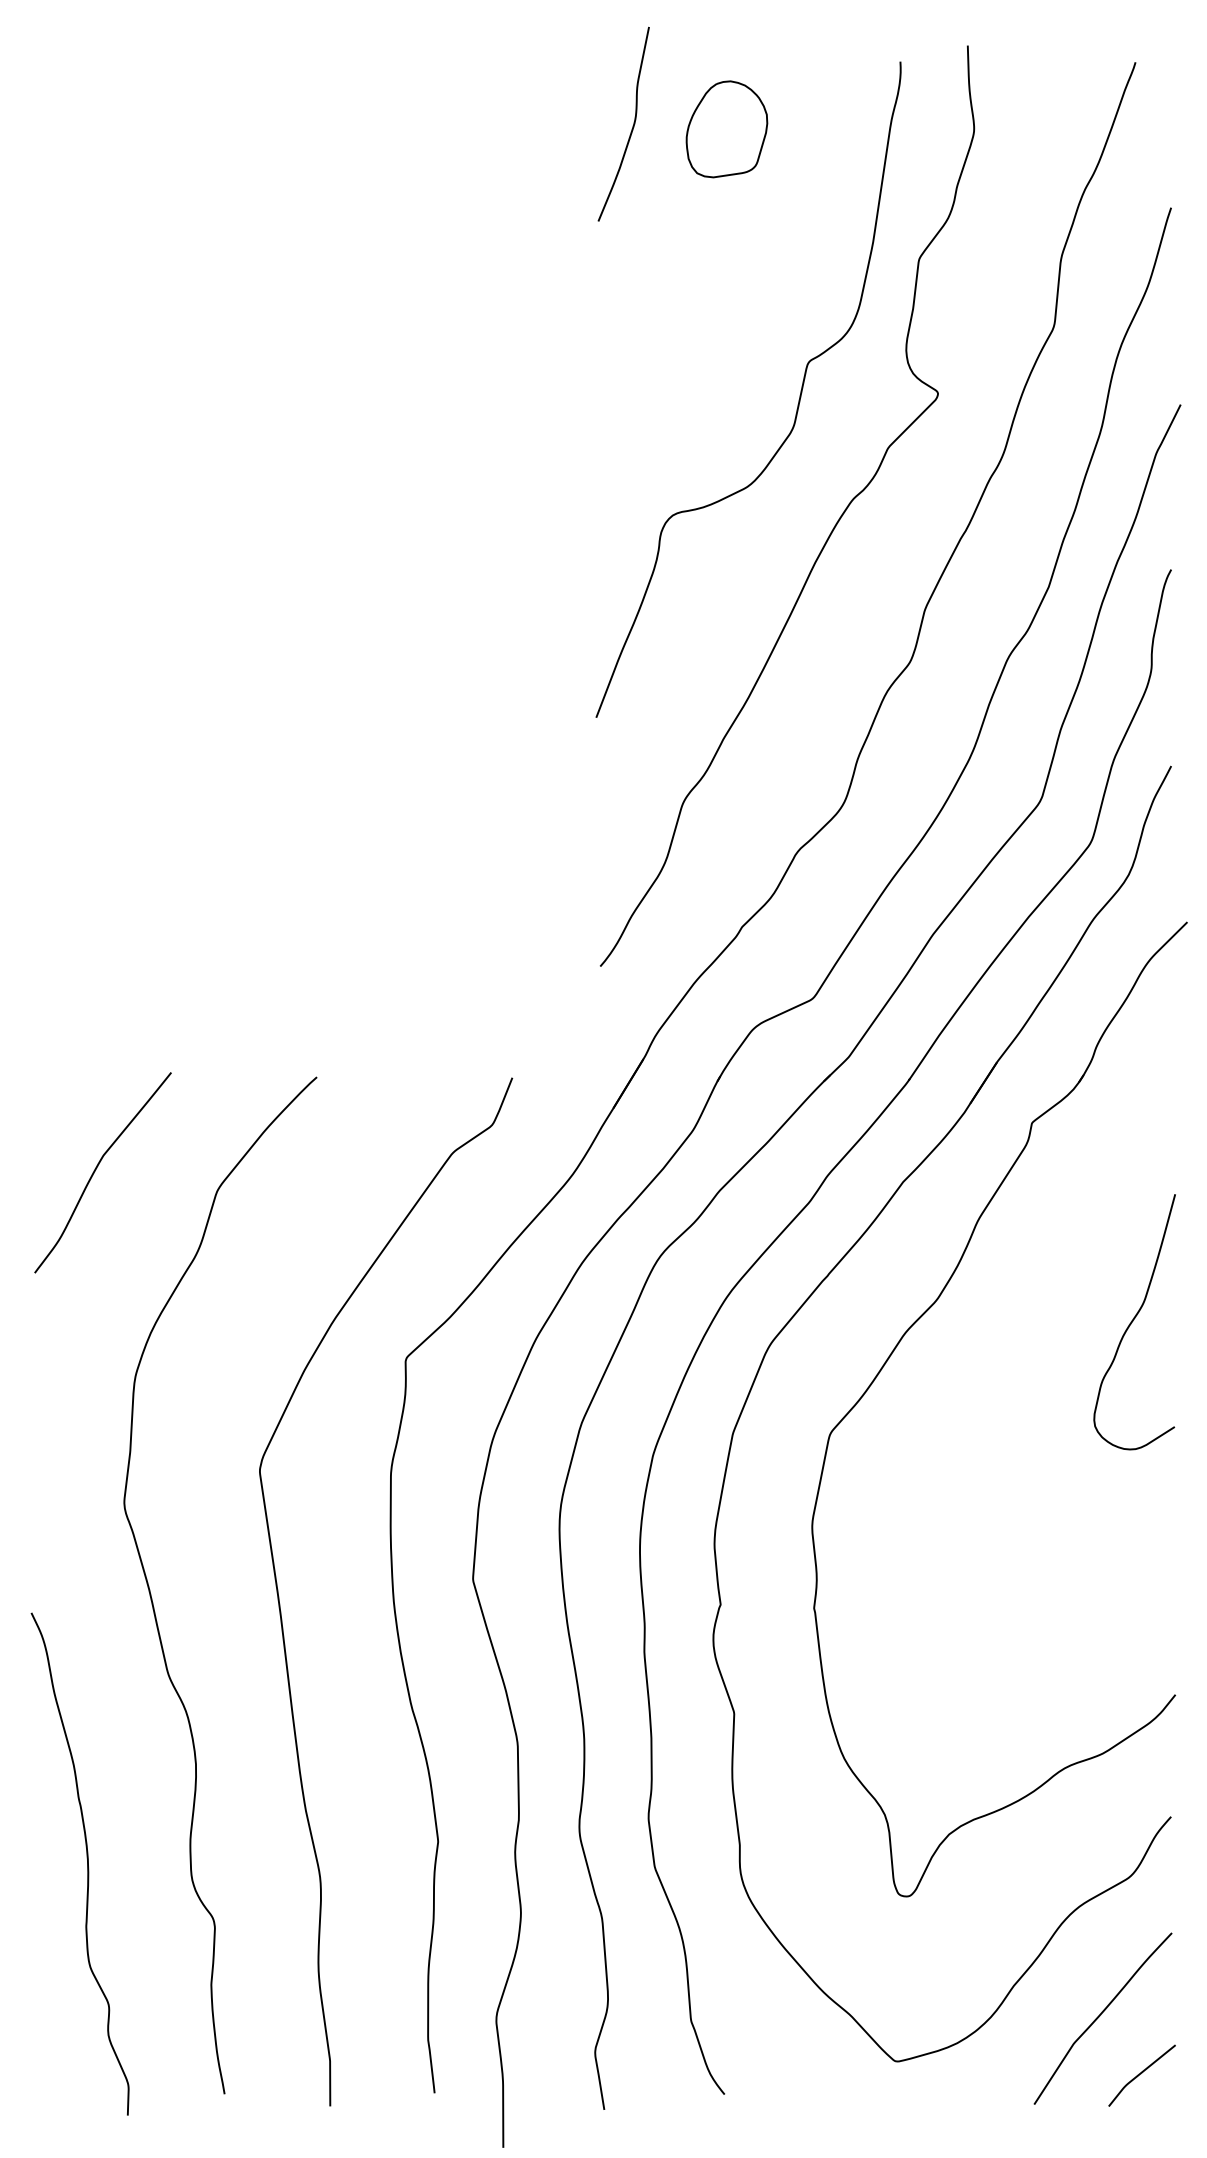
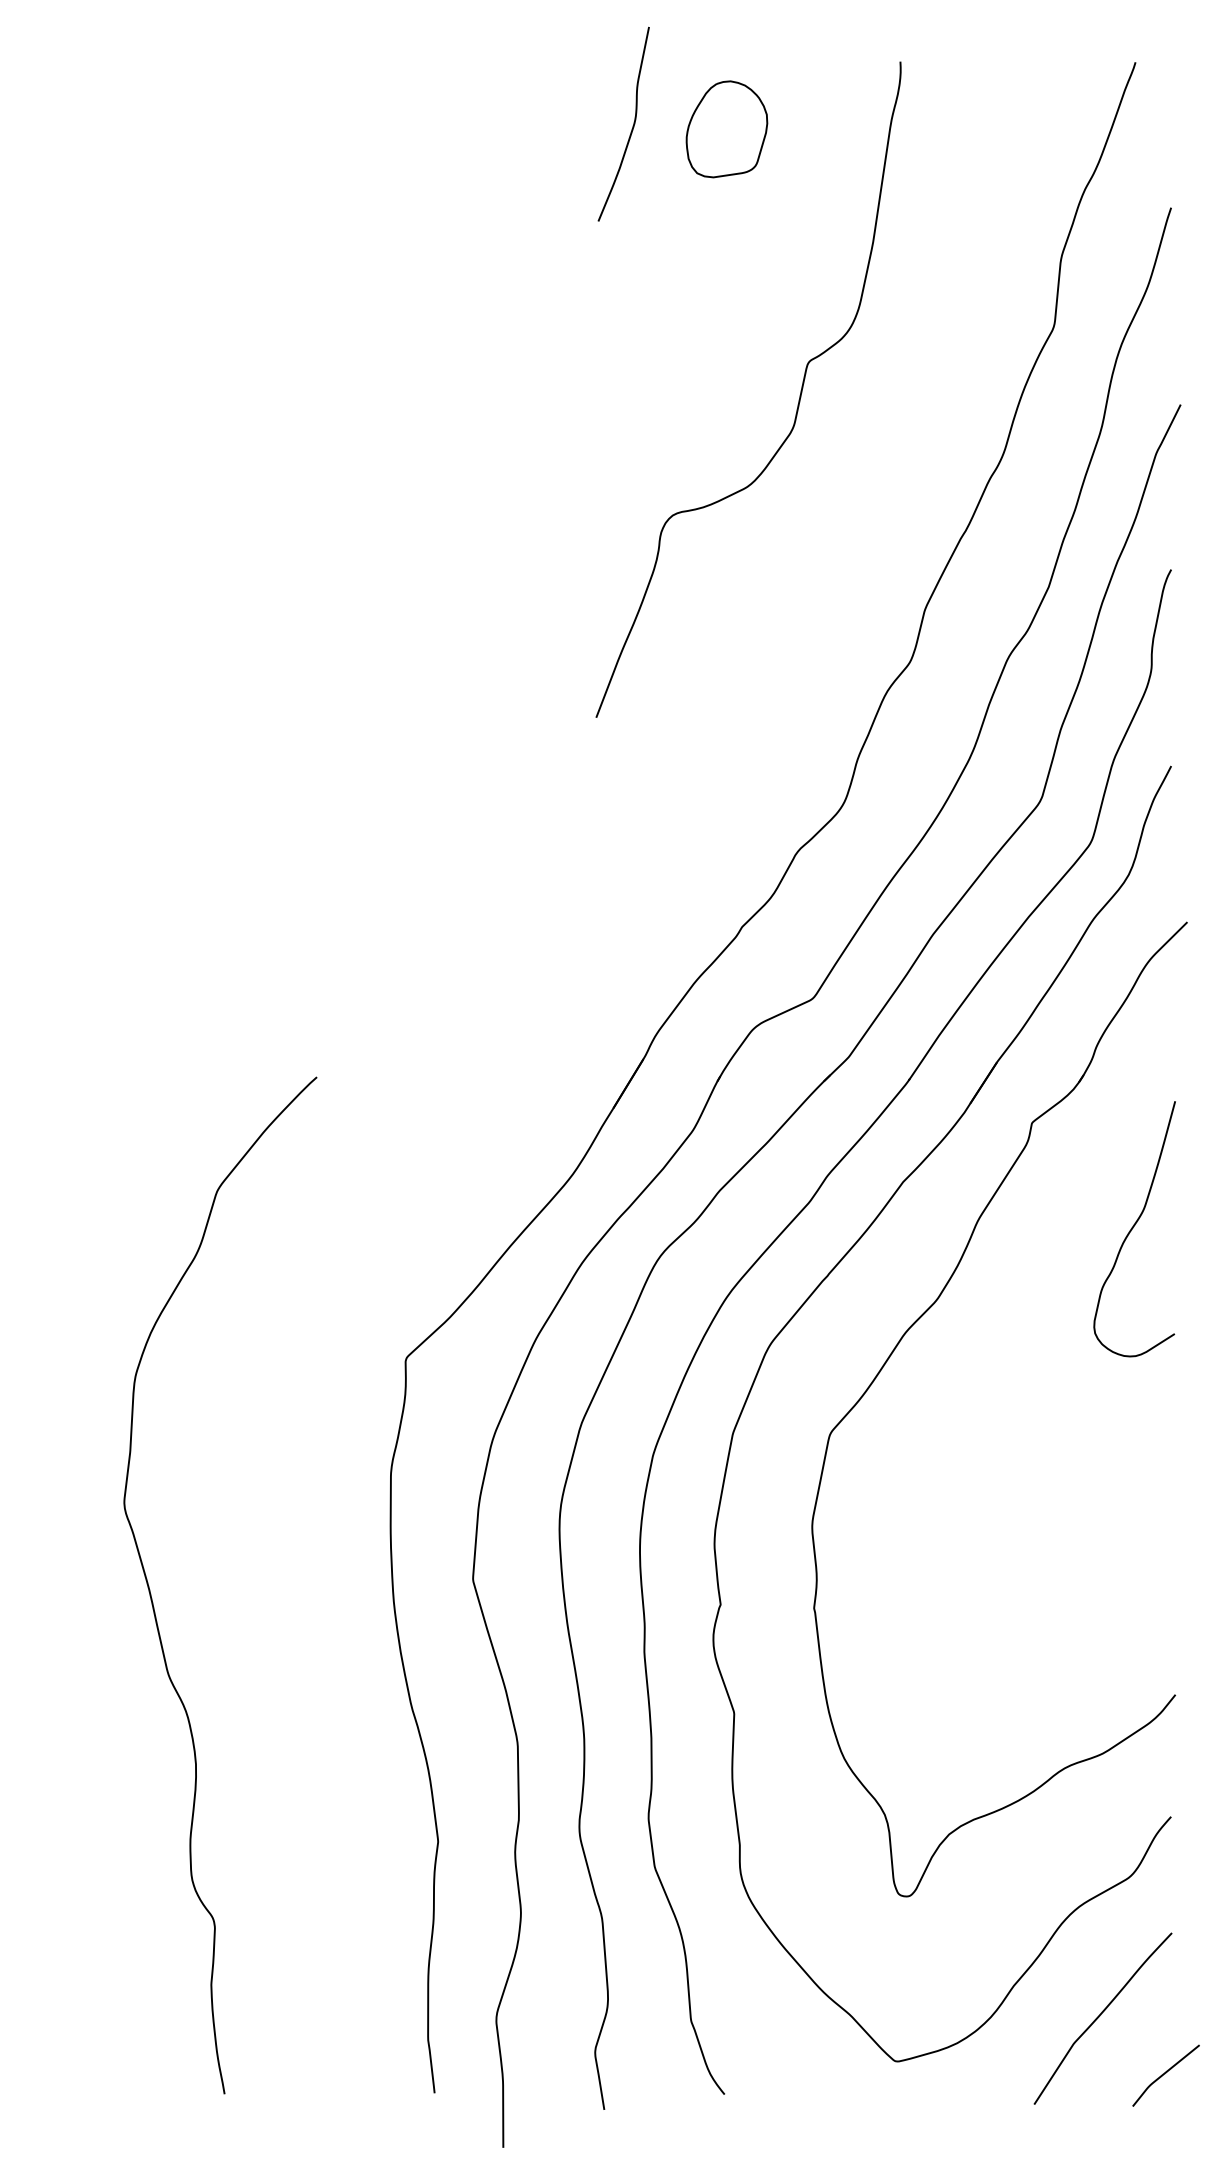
curve: present -> none (832, 528)
curve: present -> none (97, 1168)
curve position: (1133, 1321) -> (1133, 1228) (1133, 1228)
curve: present -> none (280, 1603)
curve: present -> none (87, 1863)
curve position: (1141, 2074) -> (1165, 2074) (1165, 2074)
